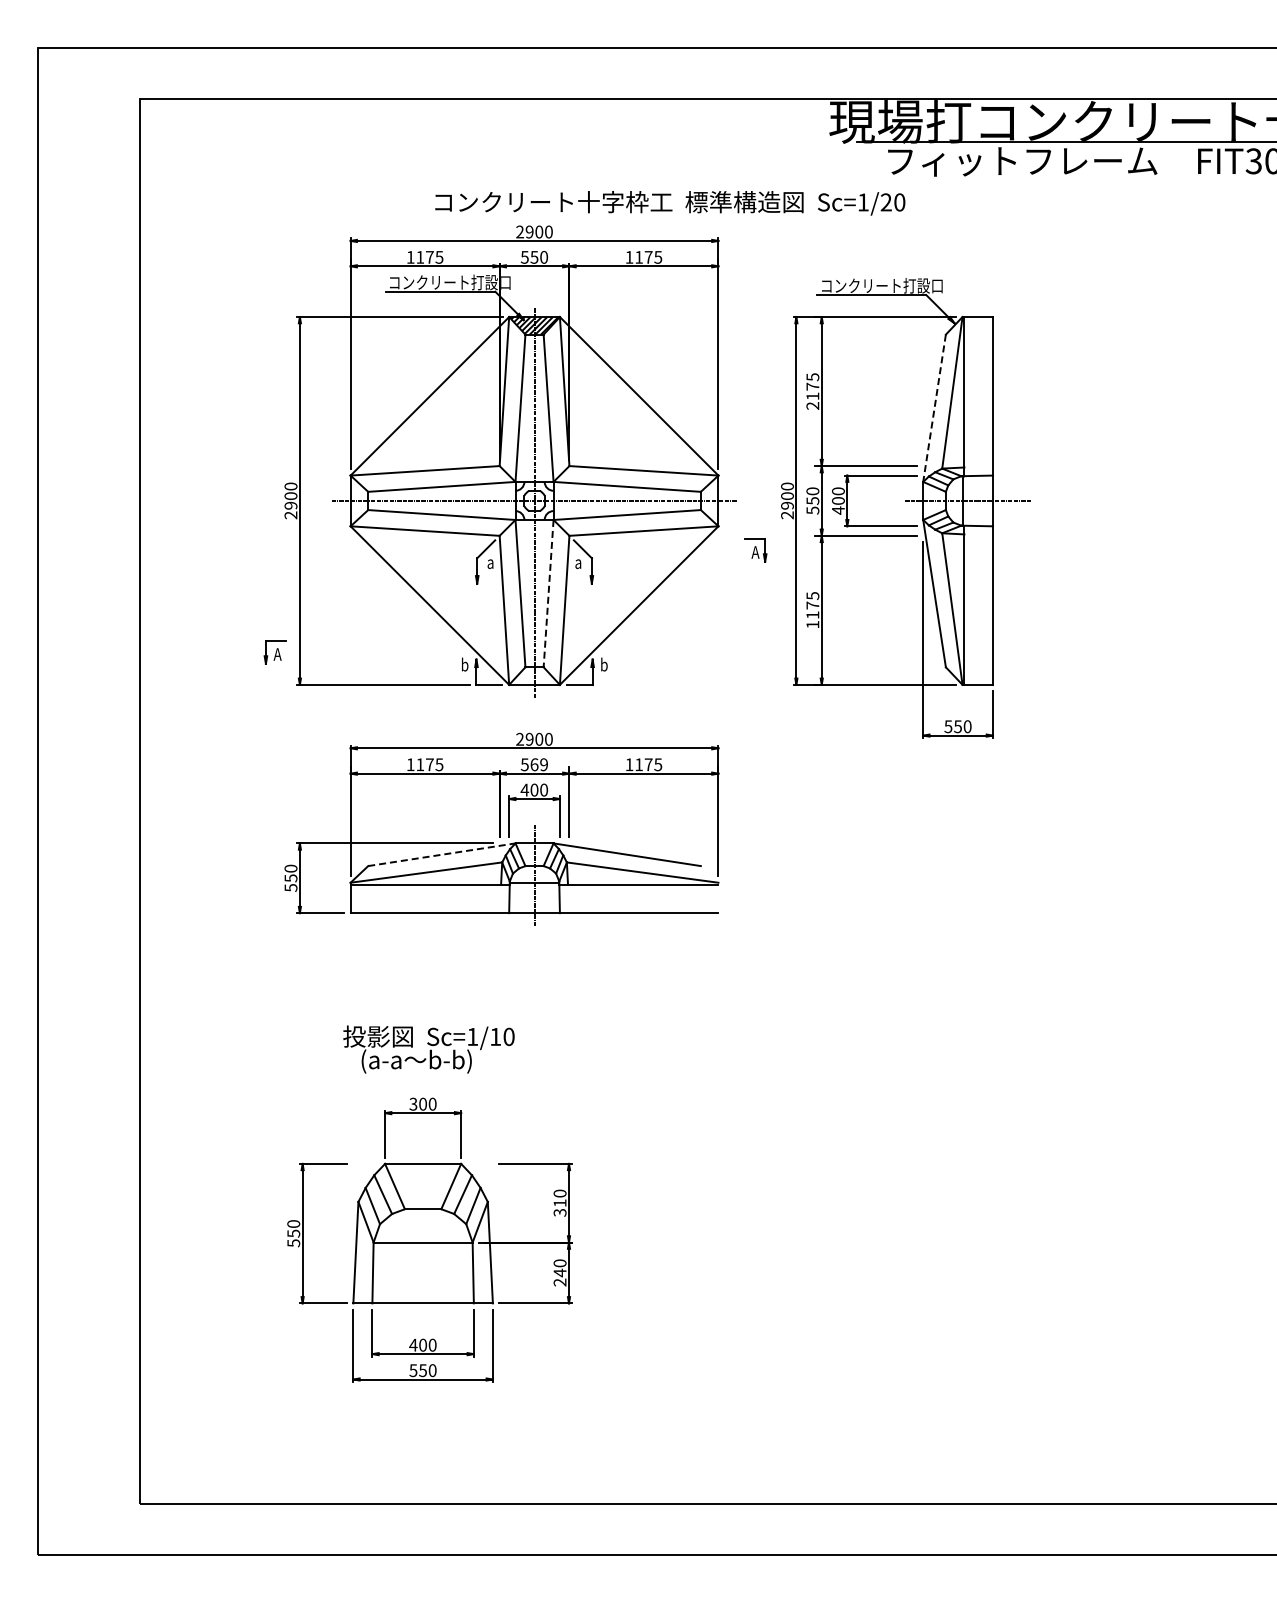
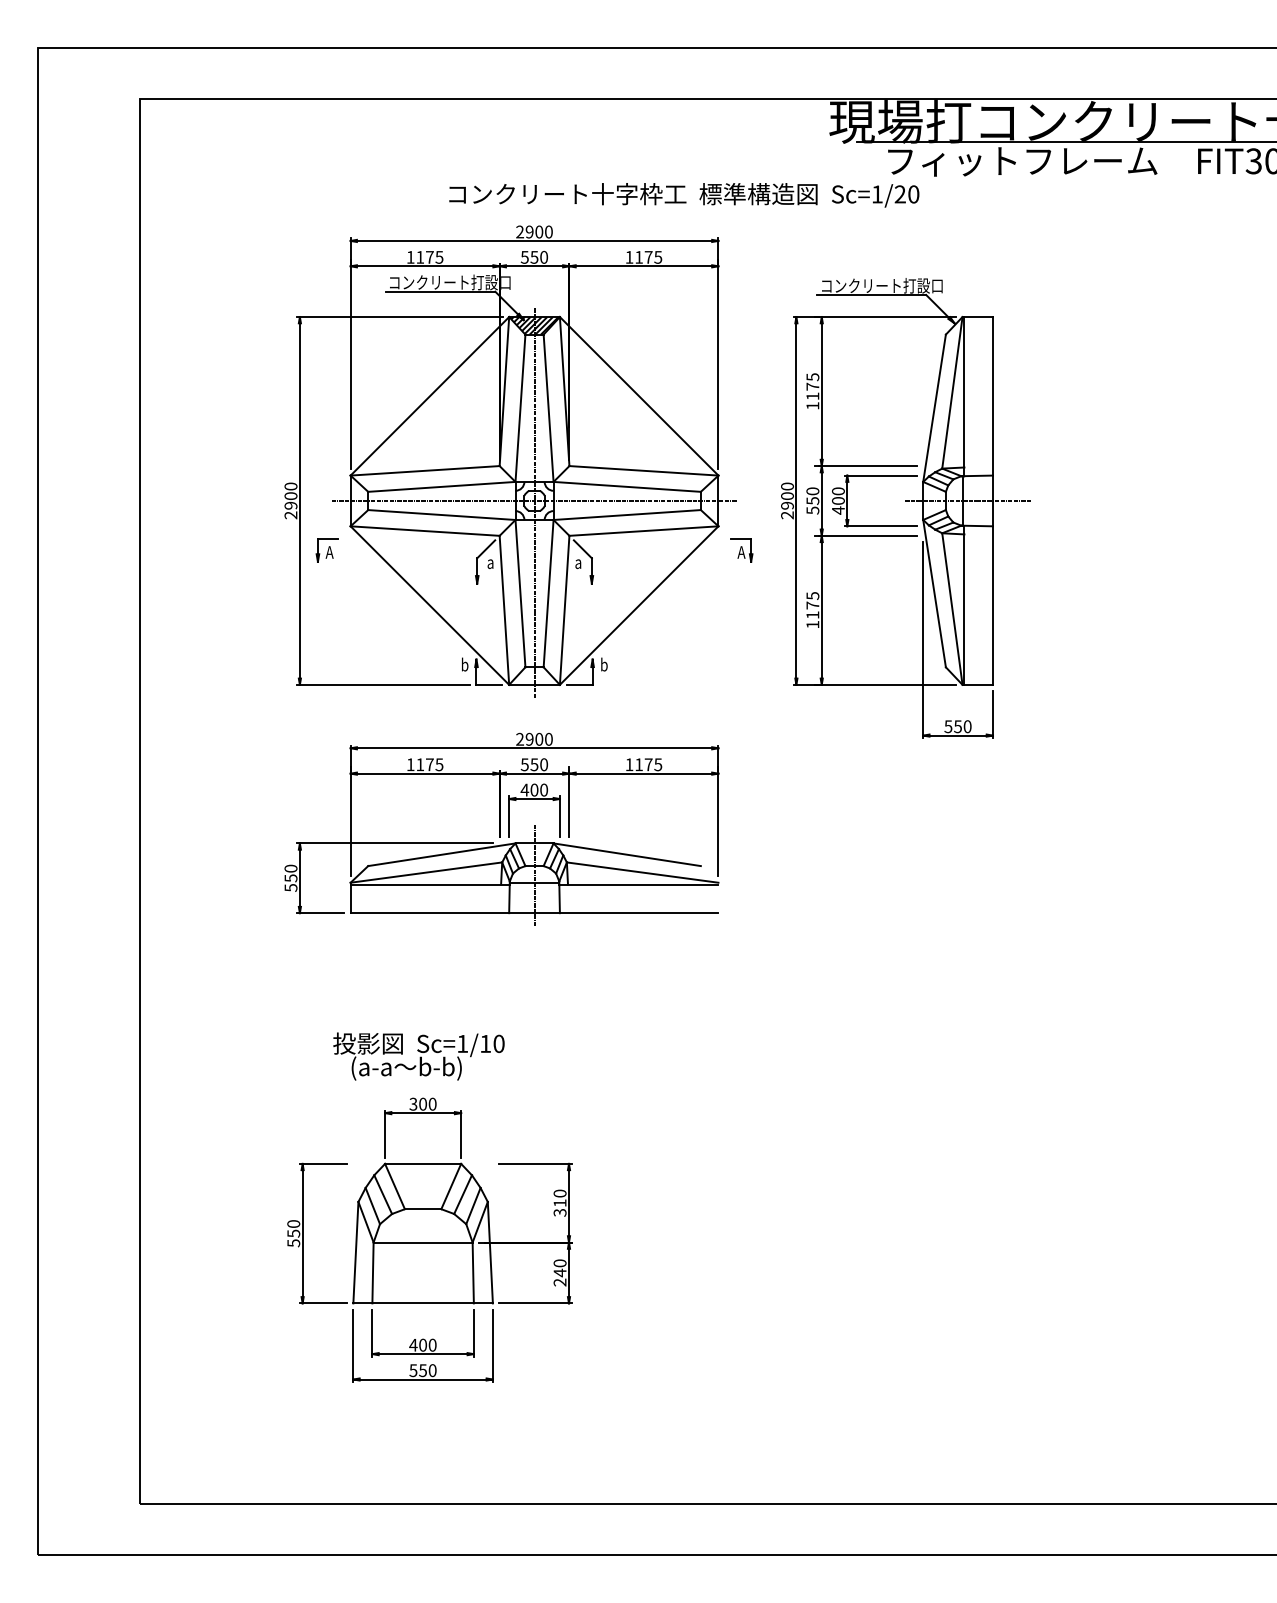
text position: (670, 203) -> (684, 195) (684, 195)
text: 2175 -> 1175 (812, 405)
line: dashed -> solid (934, 408)
part position: (755, 550) -> (741, 550) (741, 550)
line: dashed -> solid (548, 593)
part position: (274, 652) -> (326, 550) (326, 550)
text: 569 -> 550 (538, 764)
line: dashed -> solid (441, 854)
text position: (428, 1049) -> (418, 1056) (418, 1056)
